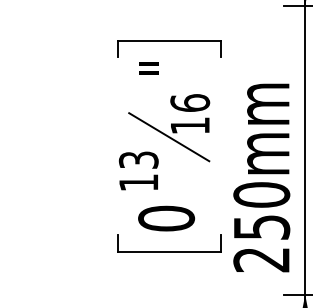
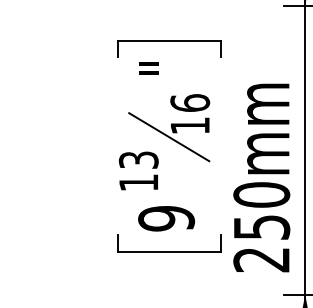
text: 0 -> 9 (166, 218)
